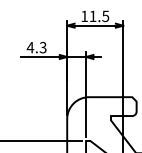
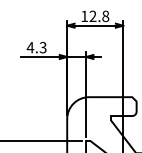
text: 11.5 -> 12.8 (99, 15)
